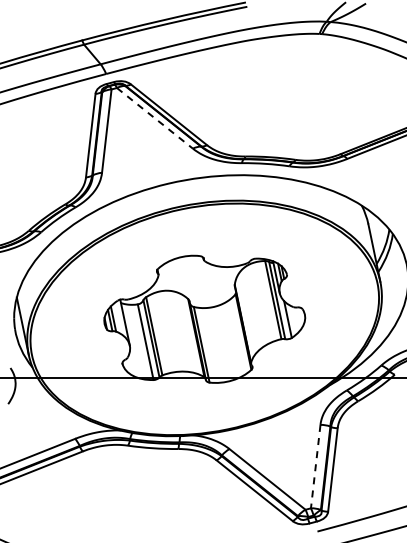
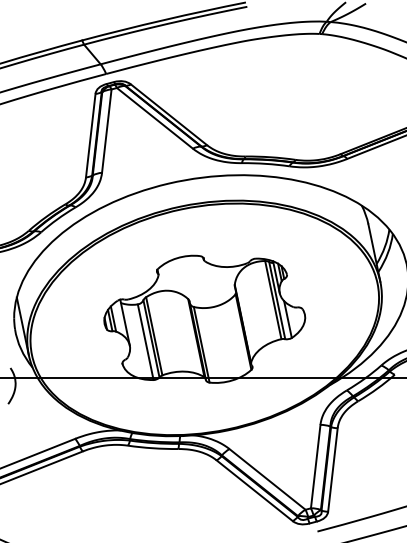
line: dashed -> solid (154, 118)
line: dashed -> solid (315, 466)
